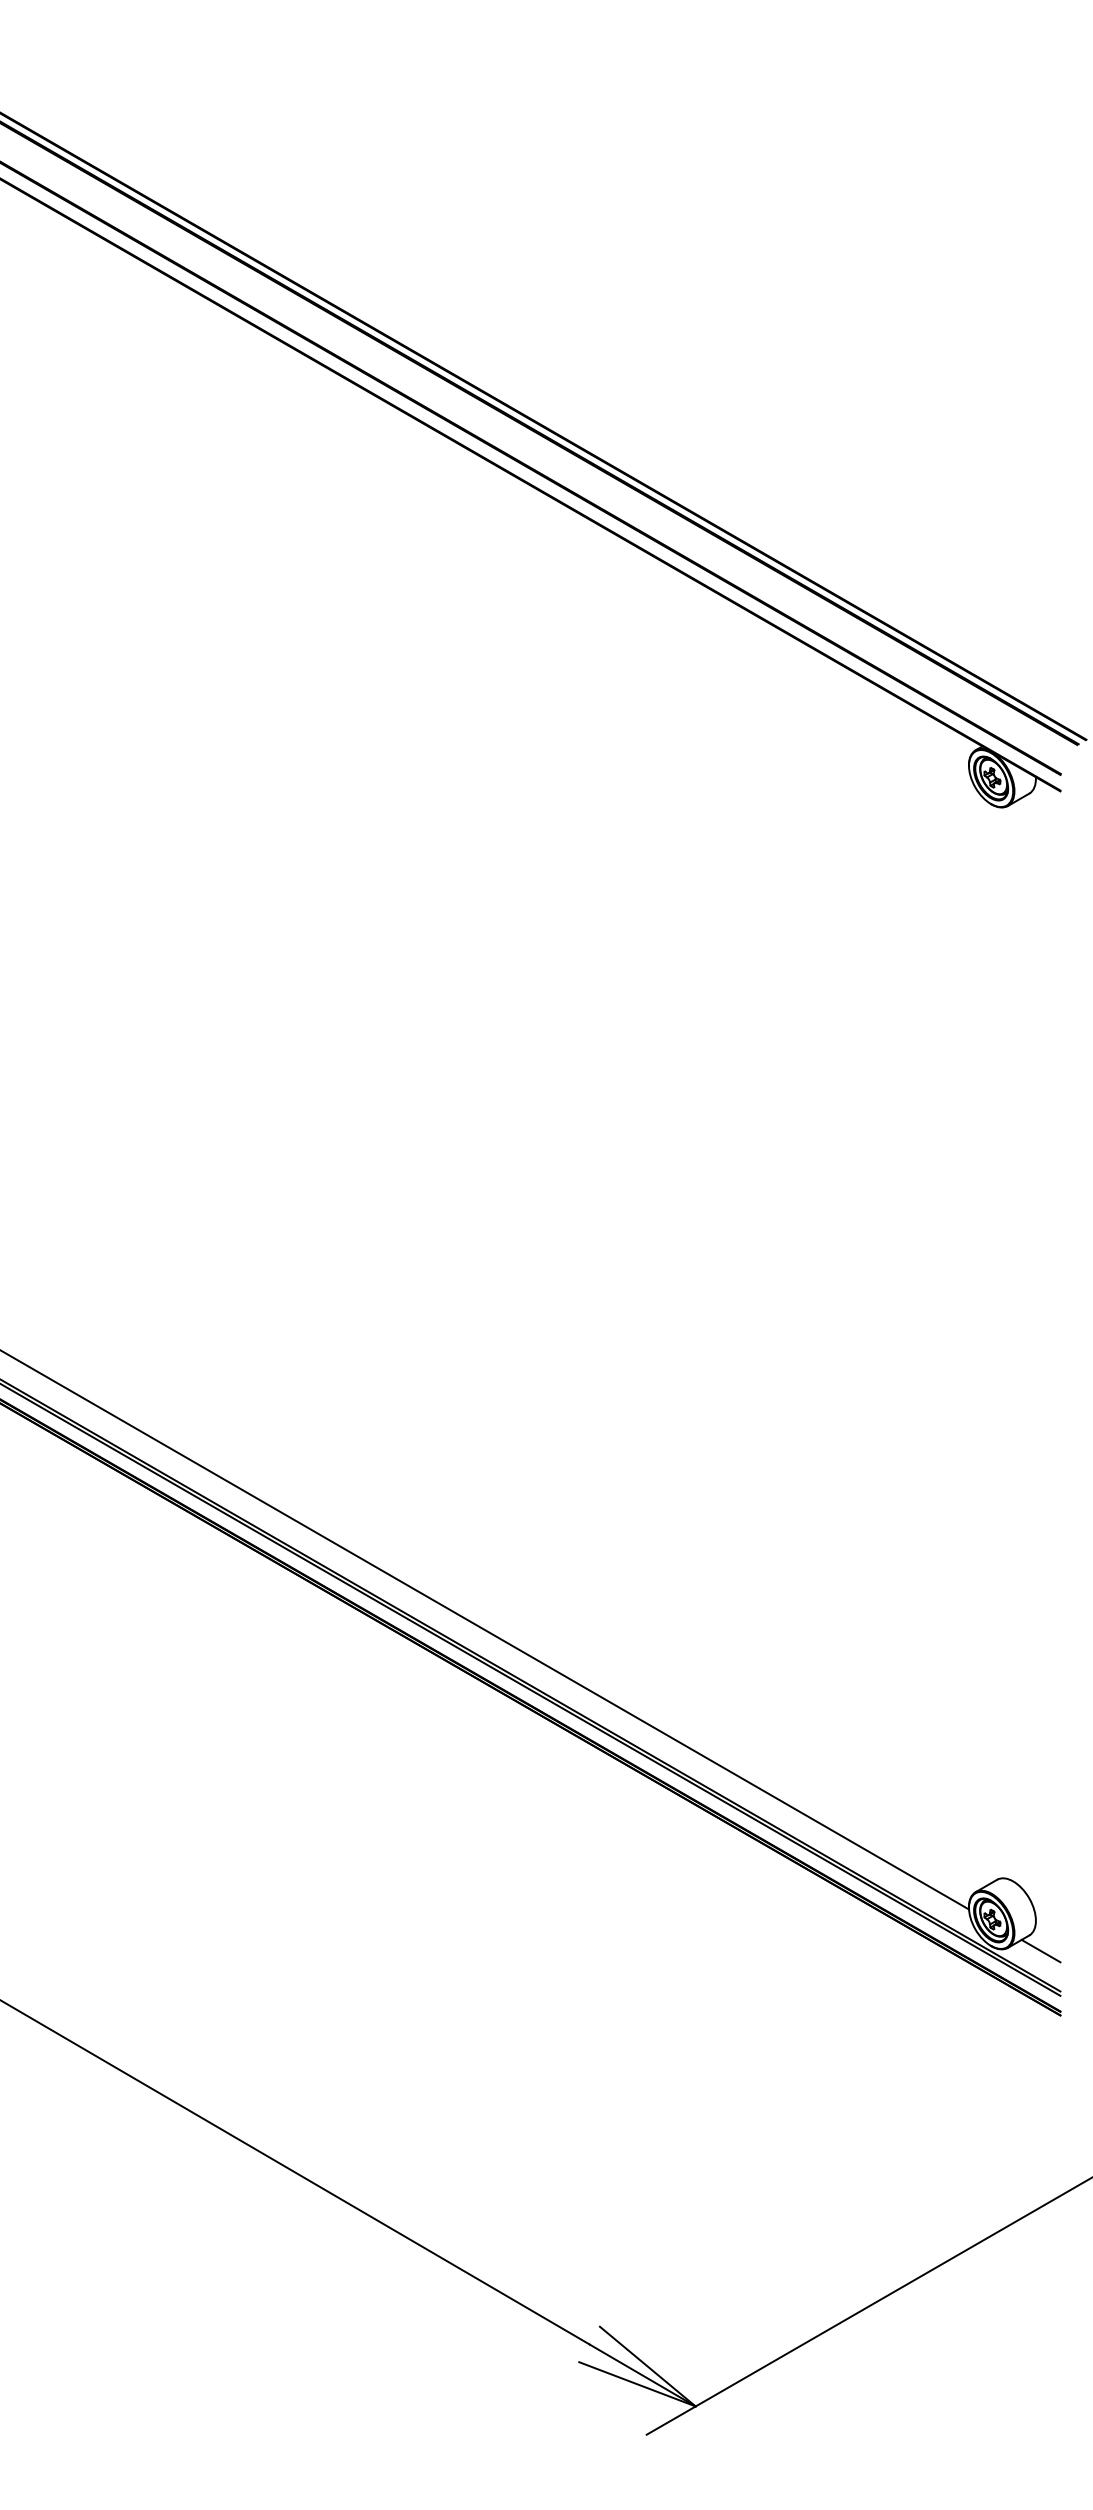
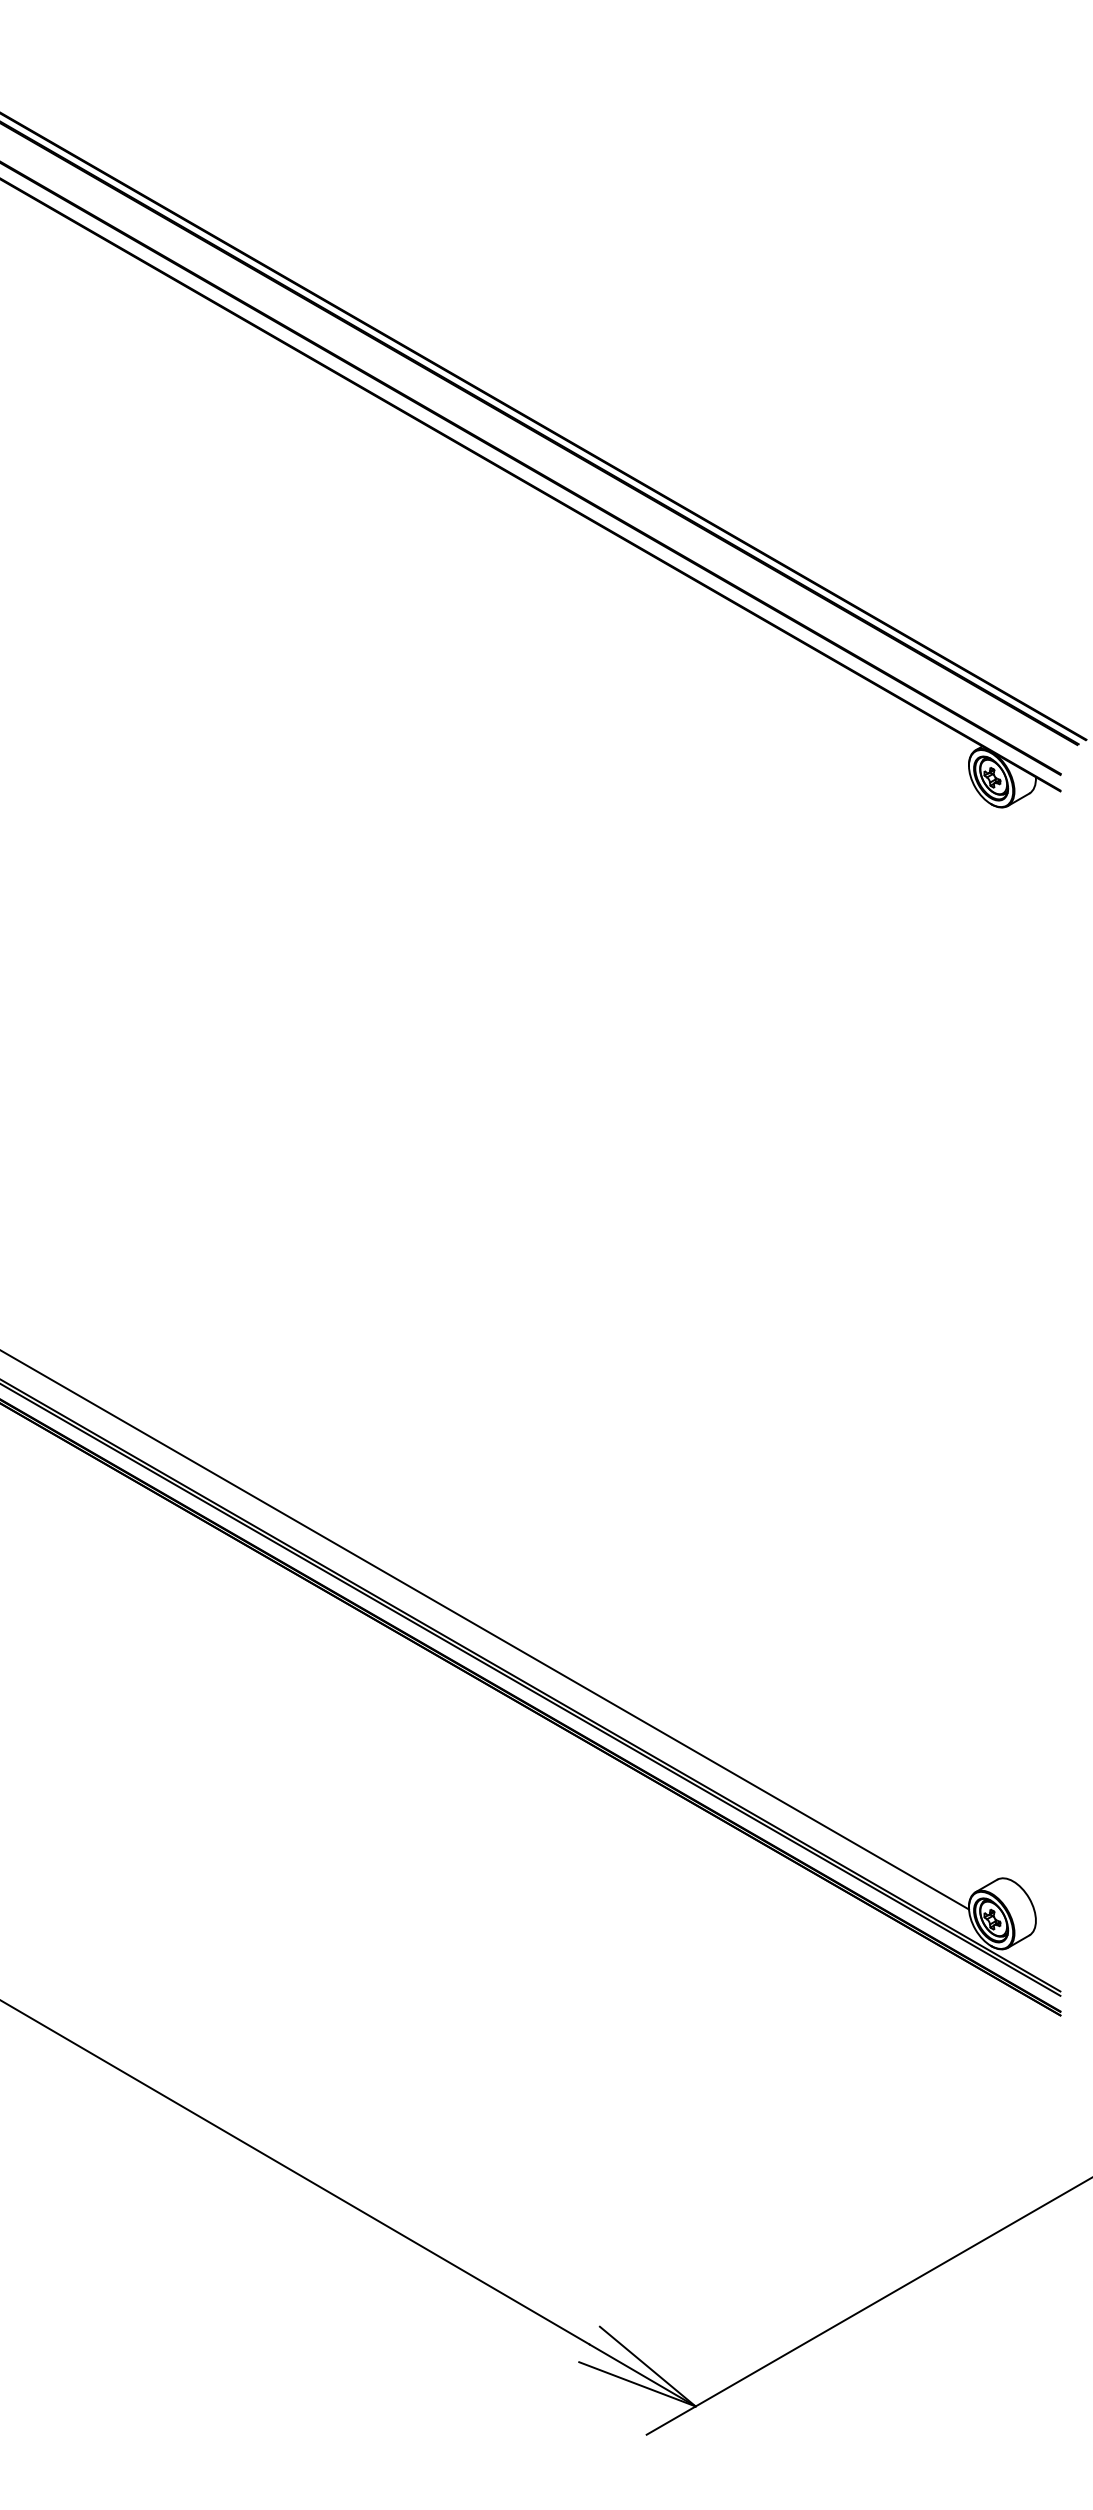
line: present -> none (1040, 1950)
